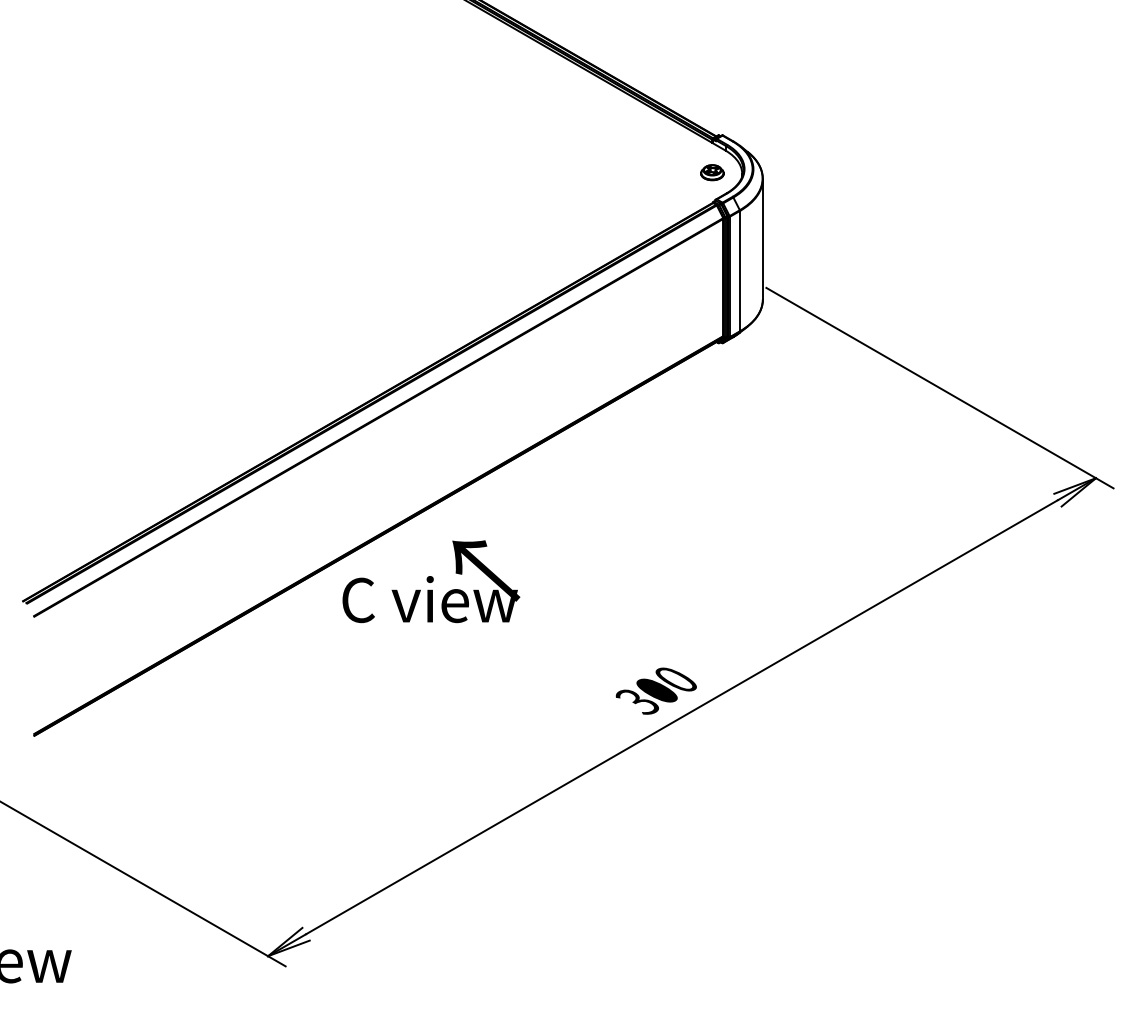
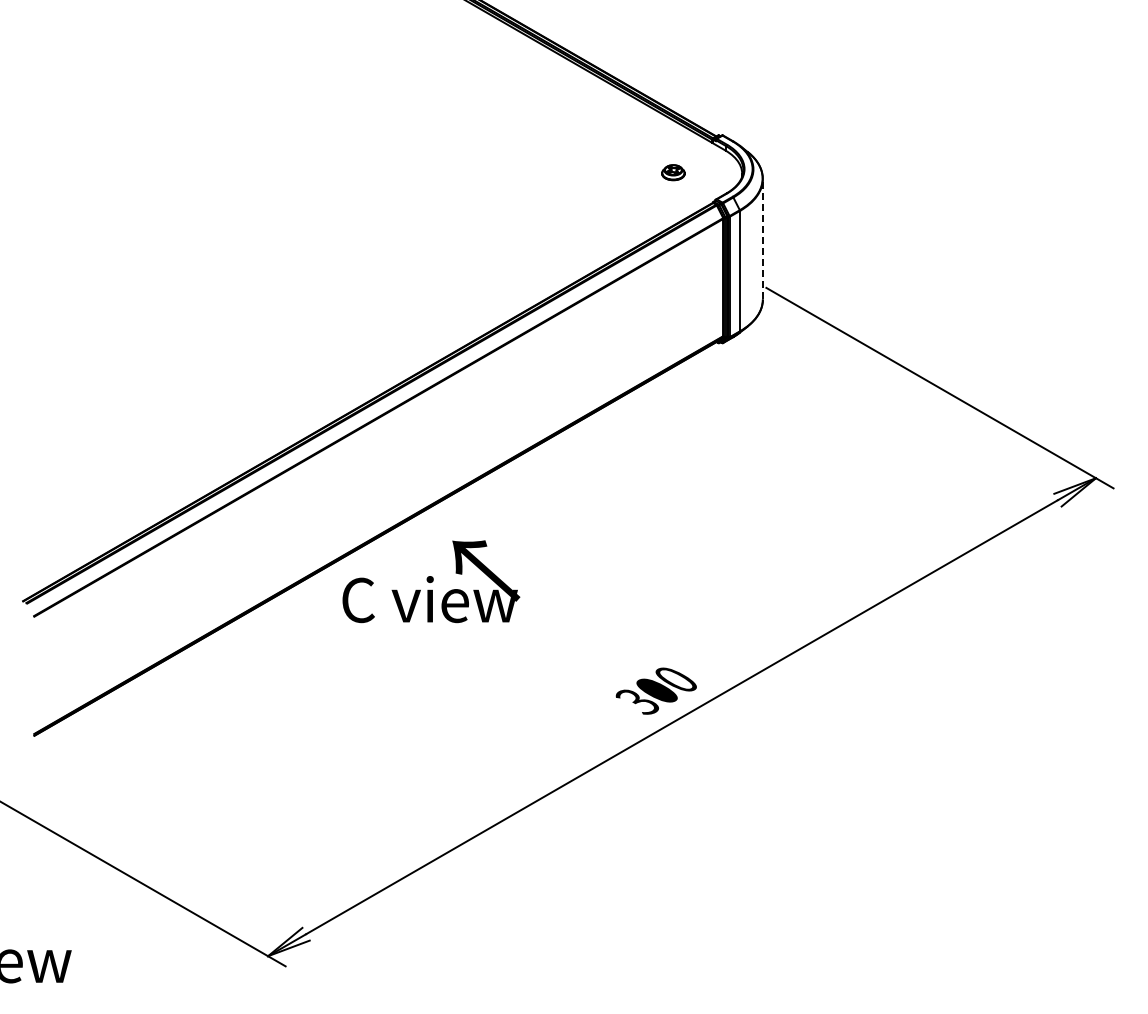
part position: (712, 172) -> (673, 172) (673, 172)
line: solid -> dashed (762, 238)
